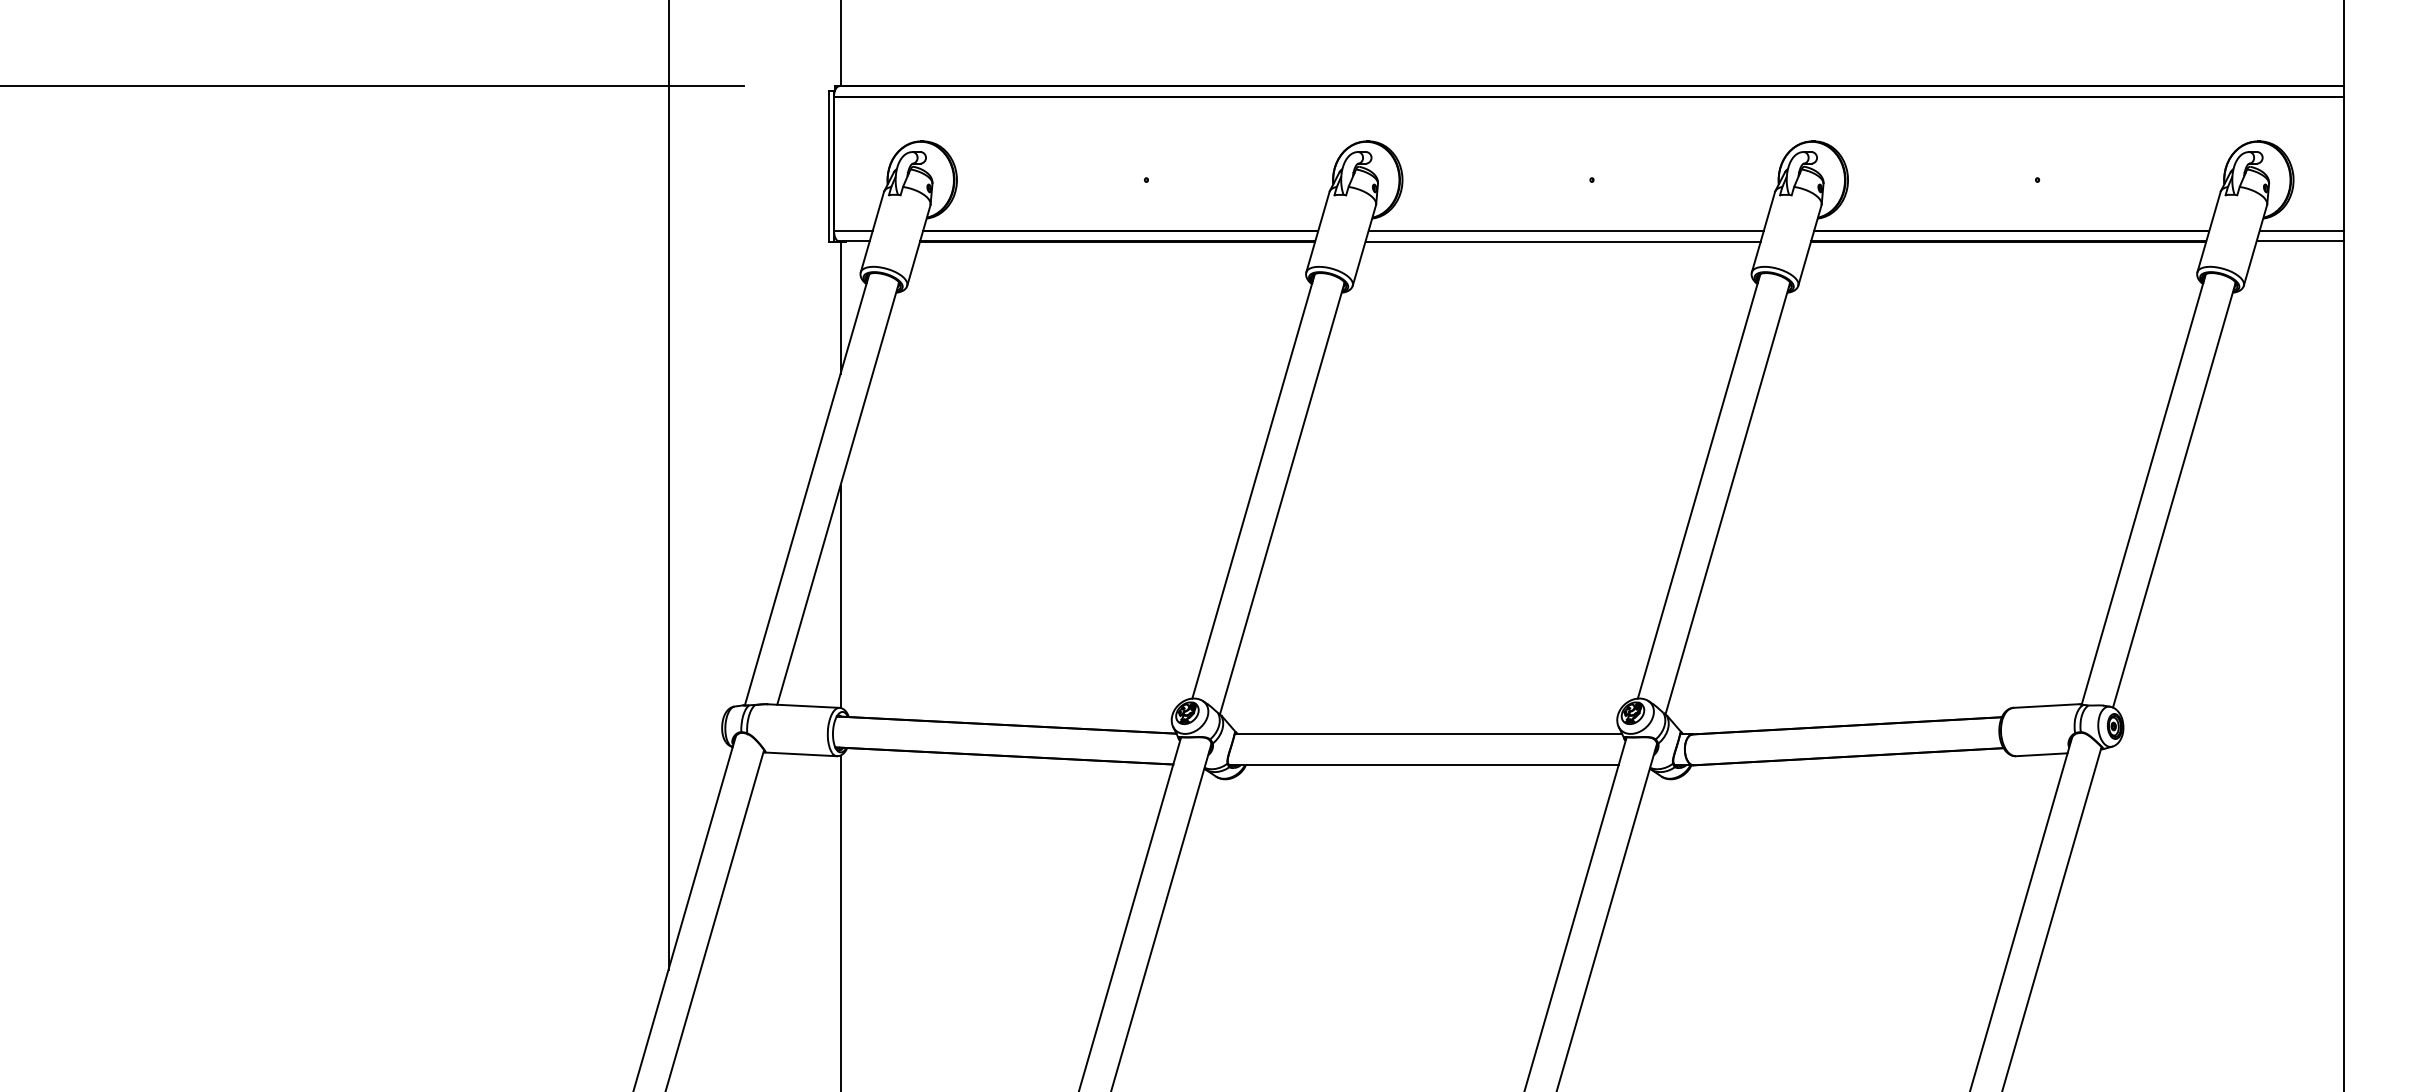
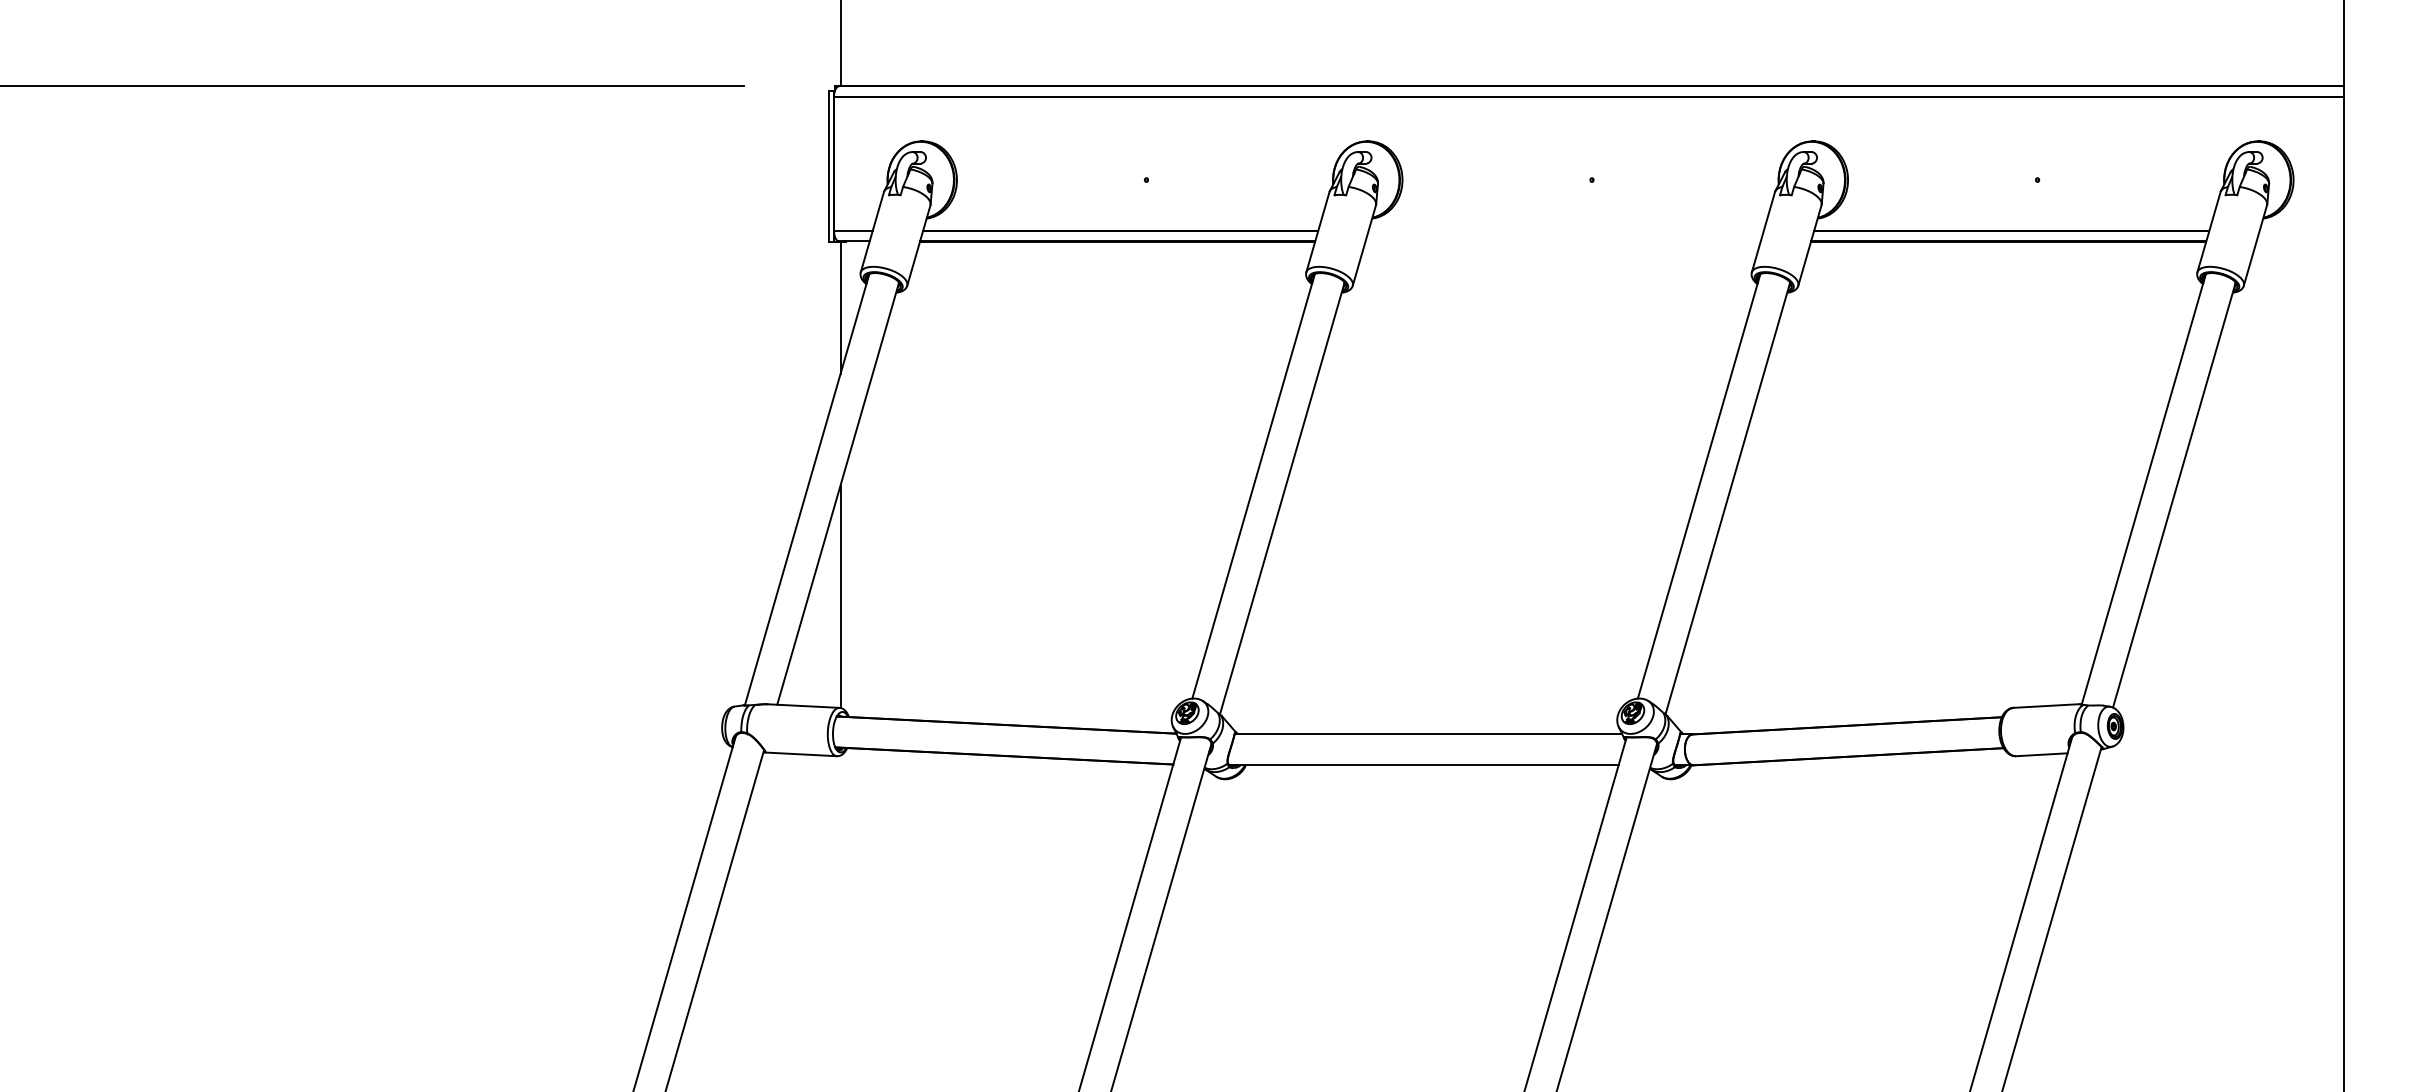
line: present -> none (1565, 230)
line: present -> none (2301, 230)
line: present -> none (1562, 241)
line: present -> none (2299, 241)
line: present -> none (668, 485)
line: present -> none (840, 921)
